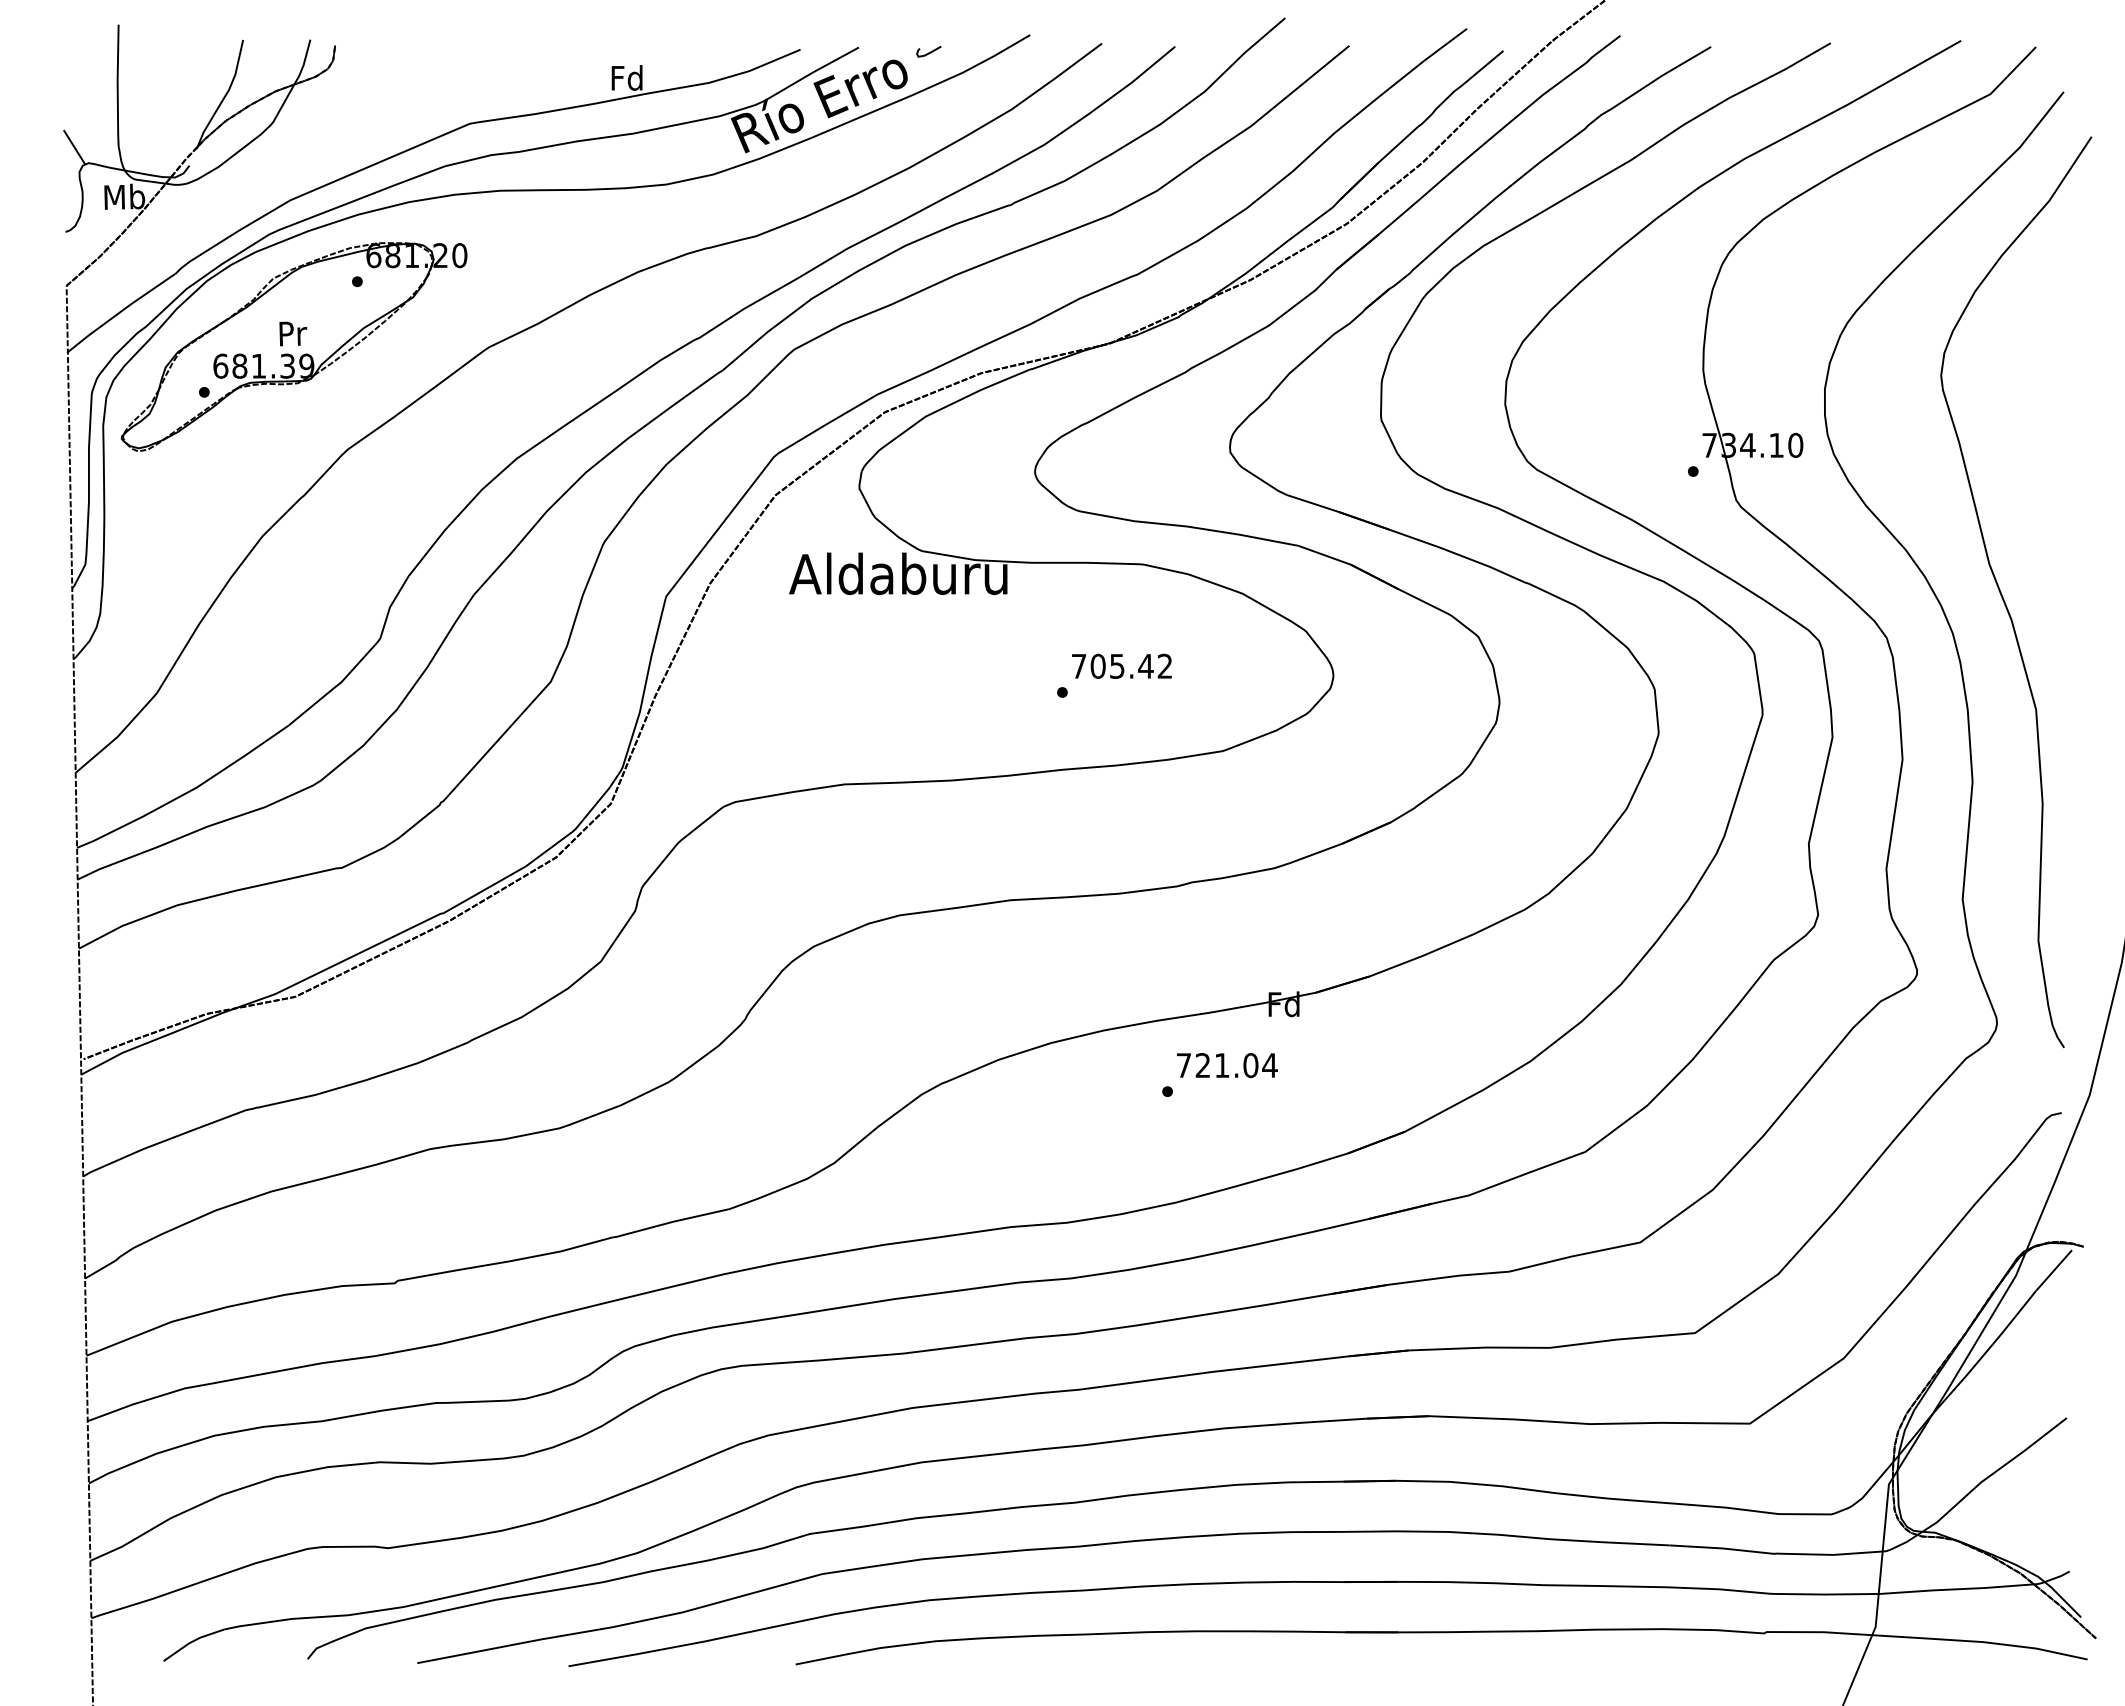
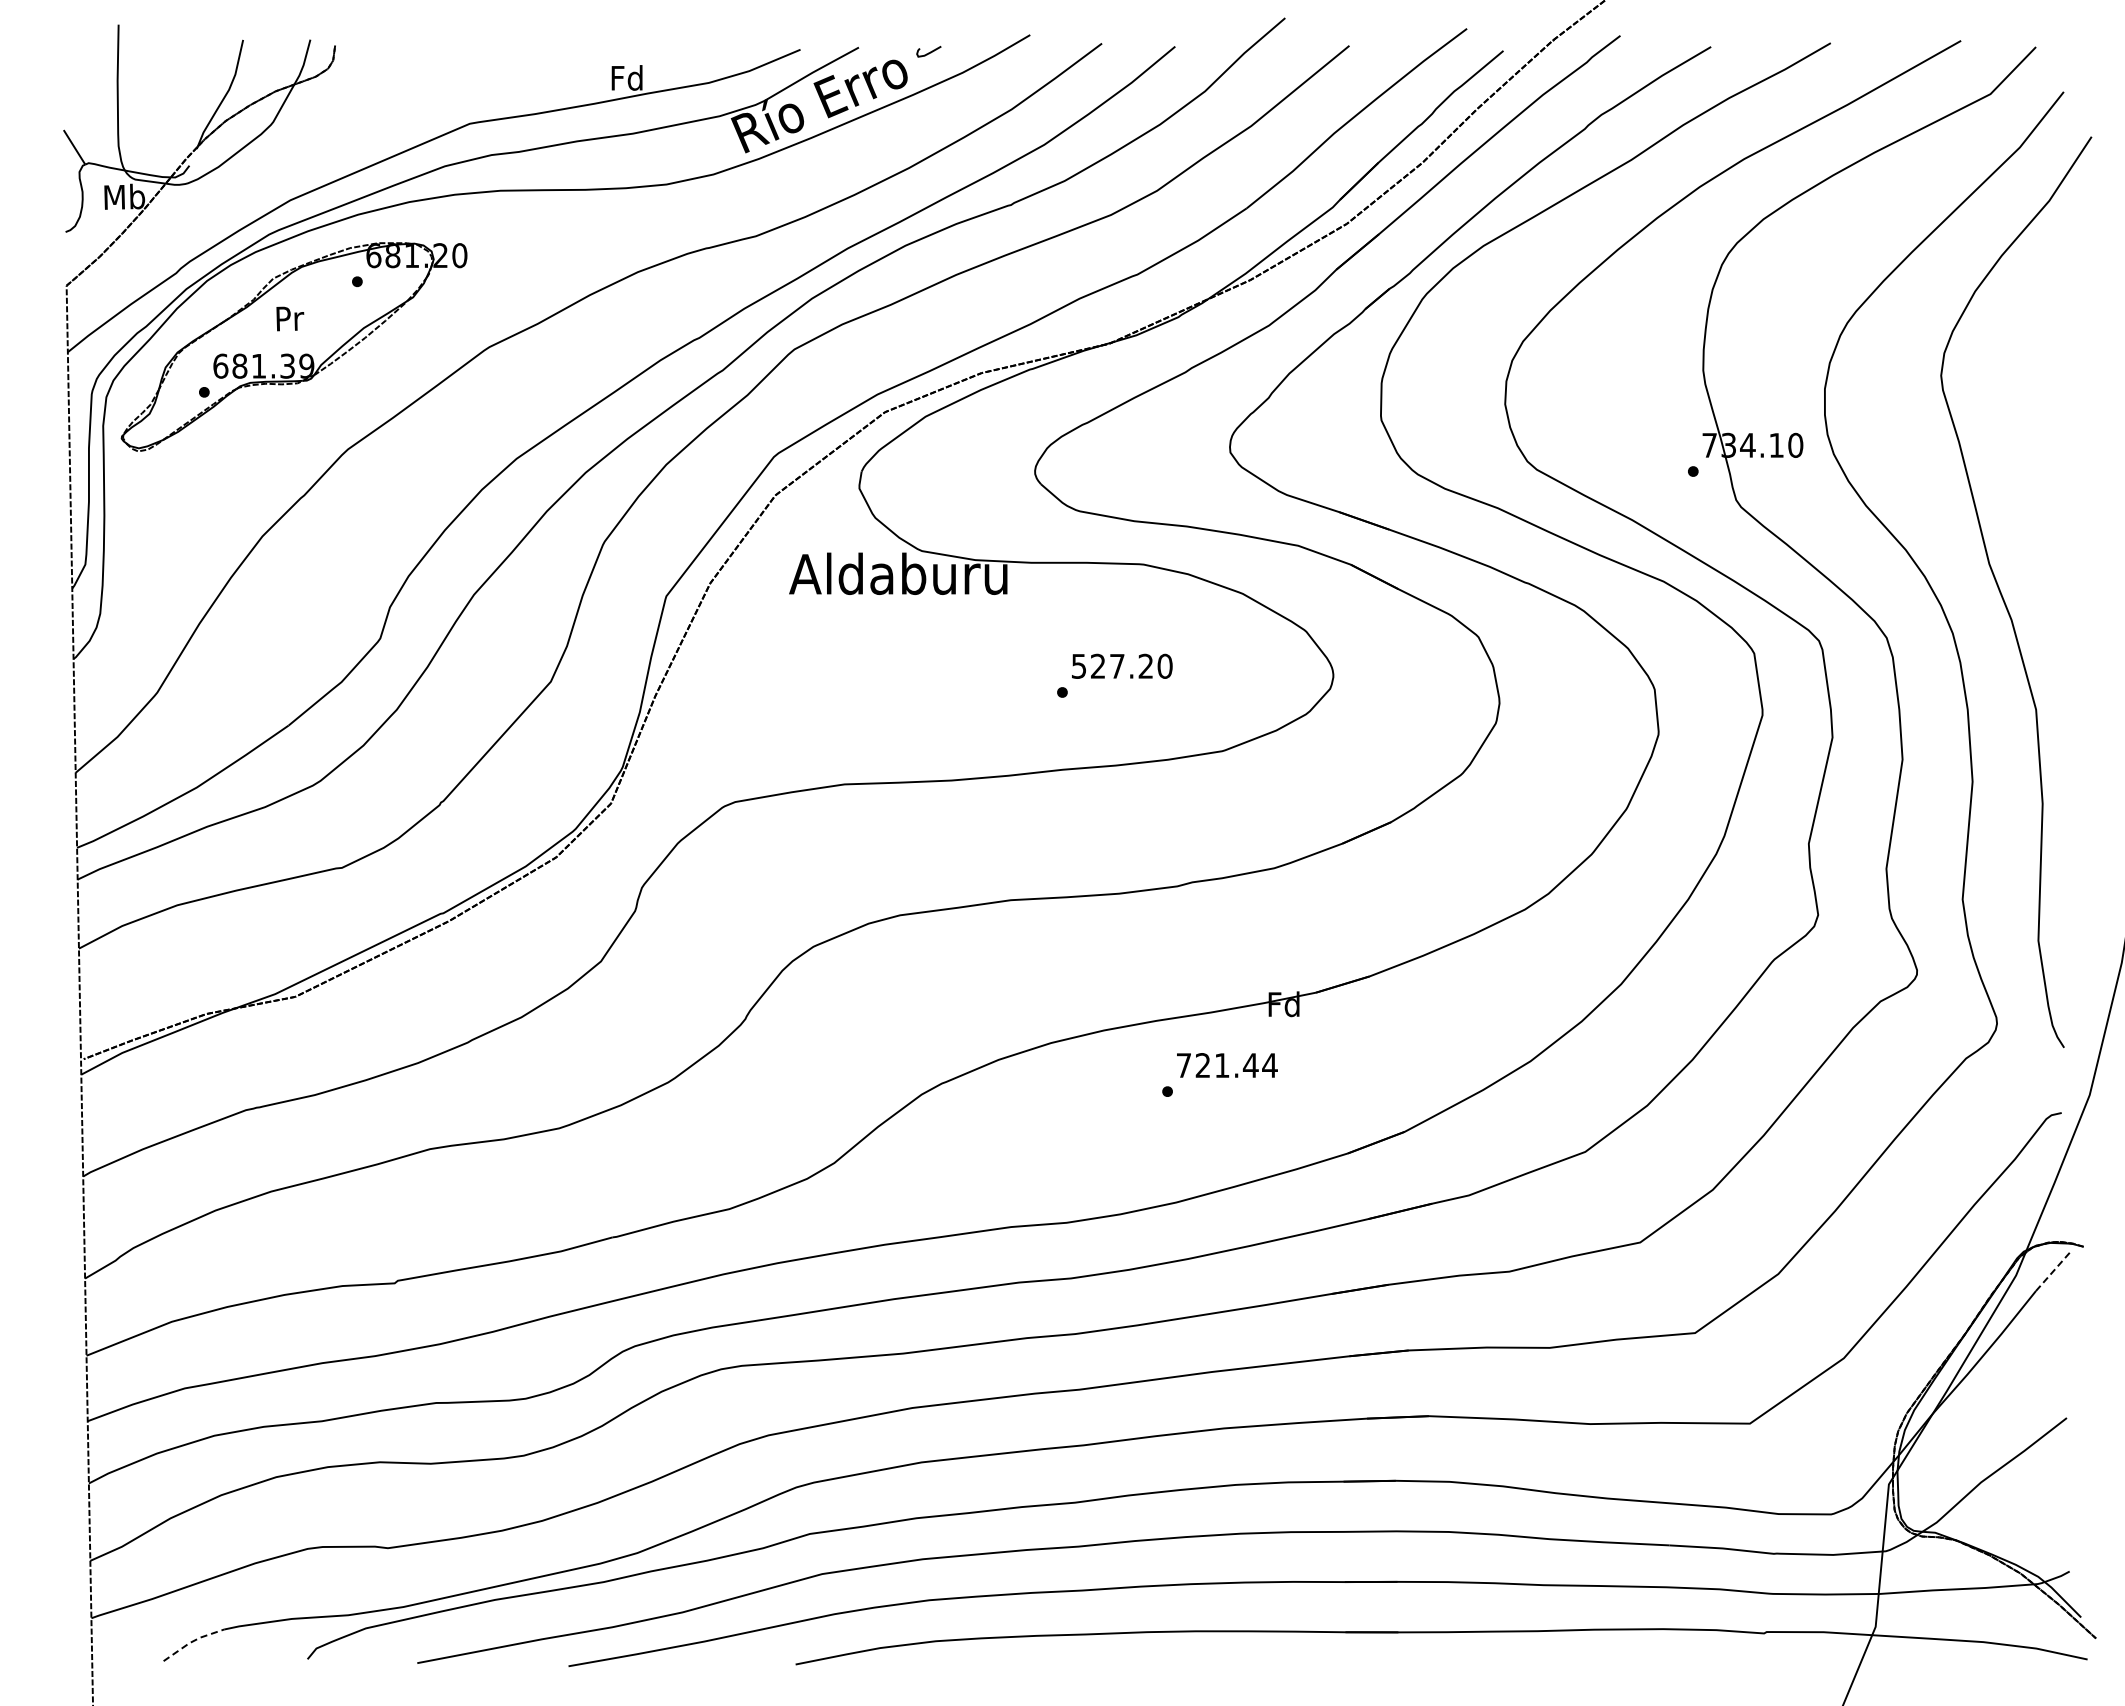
text position: (293, 333) -> (290, 318) (290, 318)
text: 705.42 -> 527.20 (1122, 665)
text: 721.04 -> 721.44 (1250, 1065)
line: solid -> dashed (2054, 1270)
line: solid -> dashed (192, 1641)
